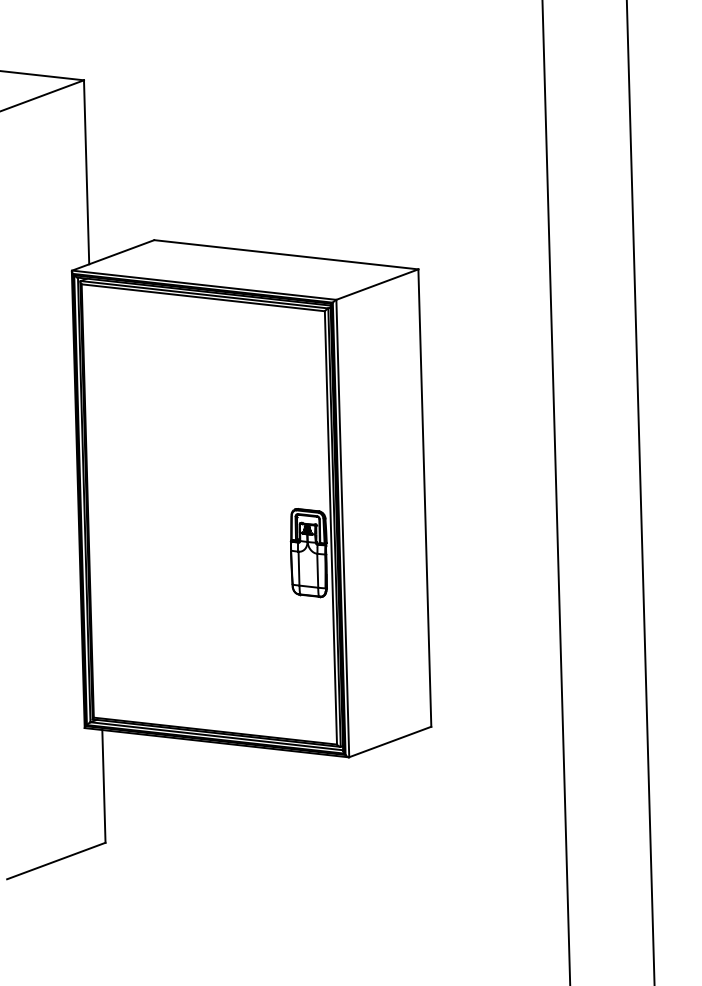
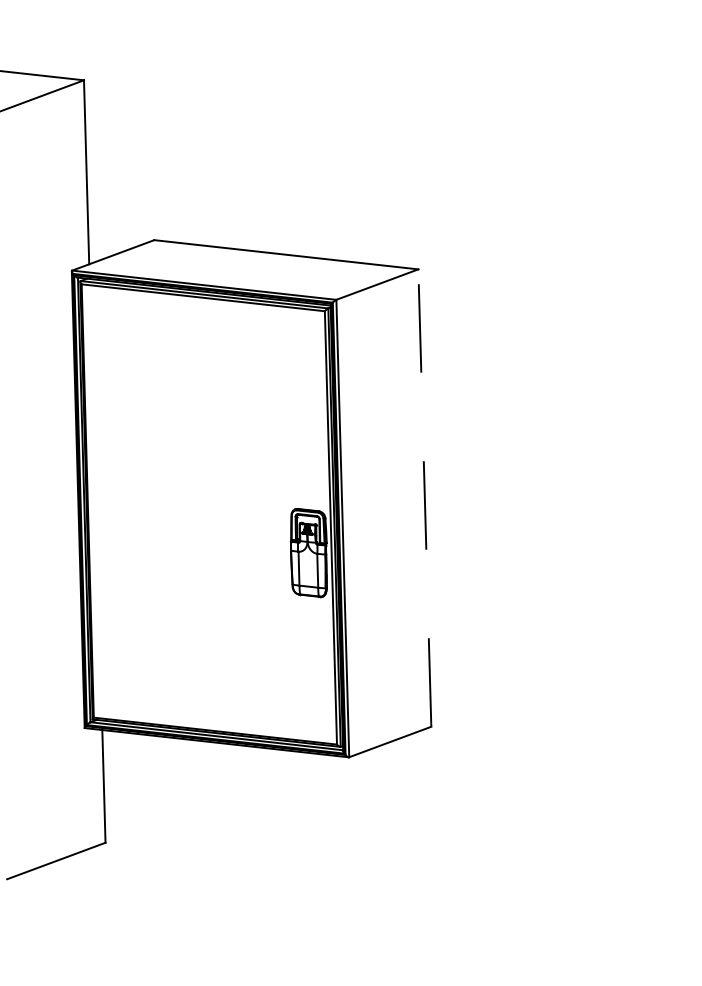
line: present -> none (556, 492)
line: present -> none (640, 492)
line: solid -> dashed (424, 498)
